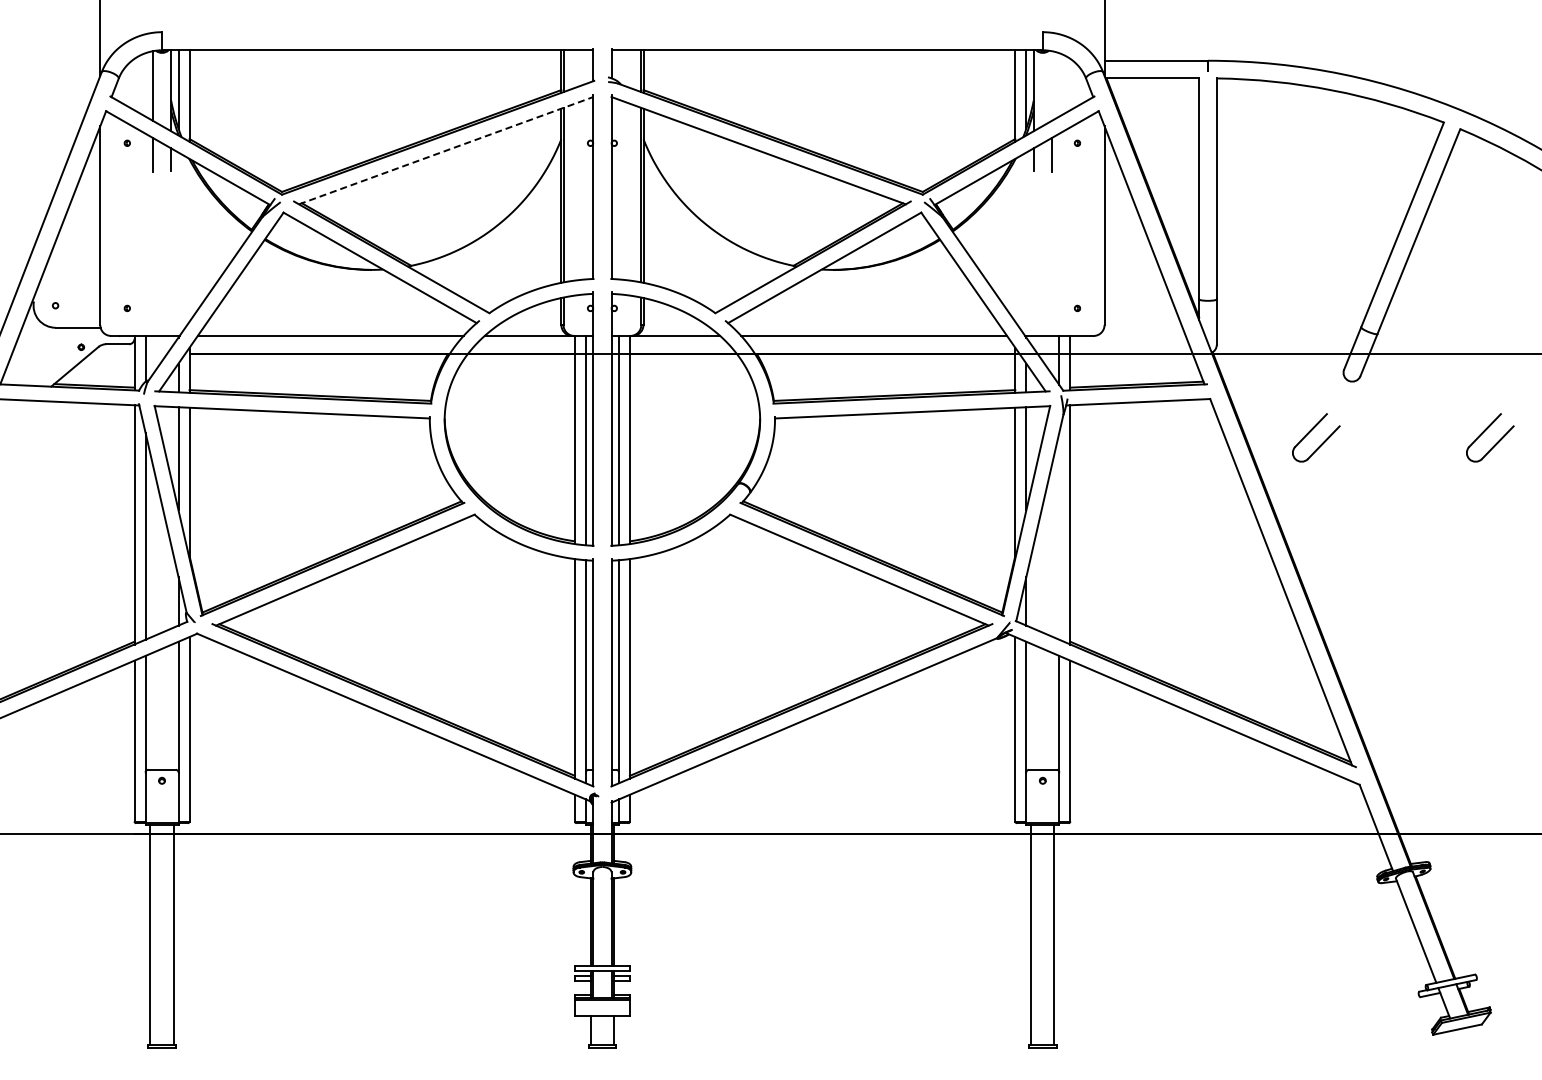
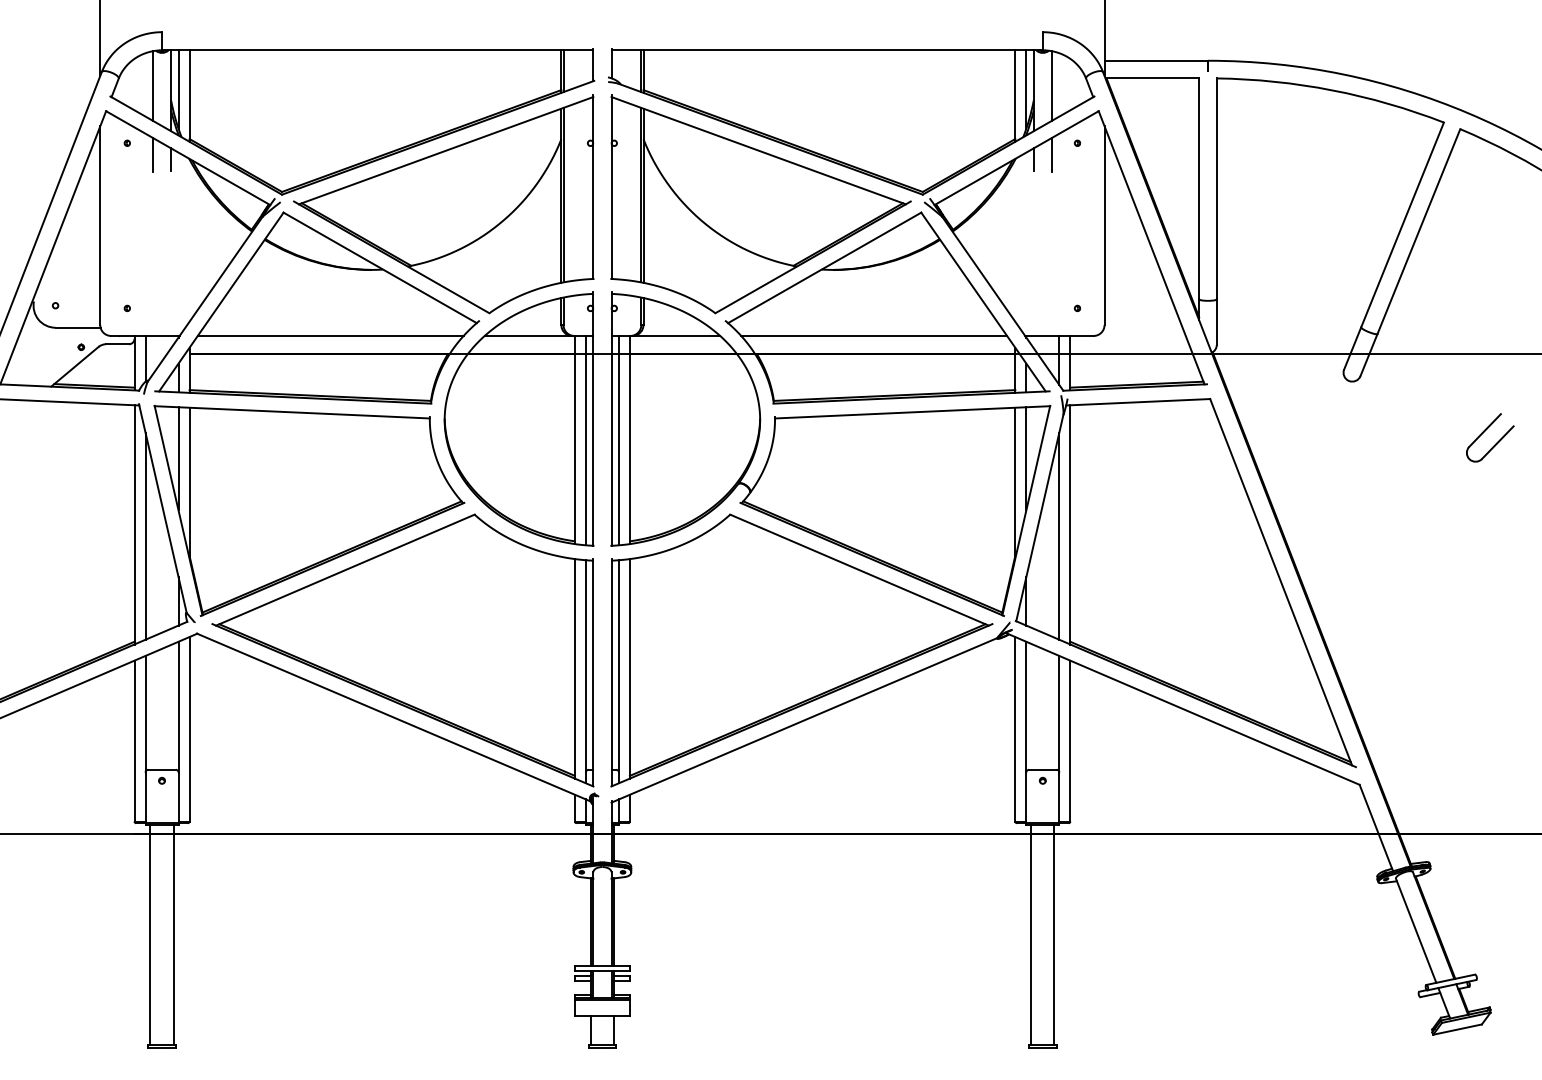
line: none -> present (1051, 85)
line: dashed -> solid (446, 150)
part: present -> none (1311, 431)
line: none -> present (1059, 535)
